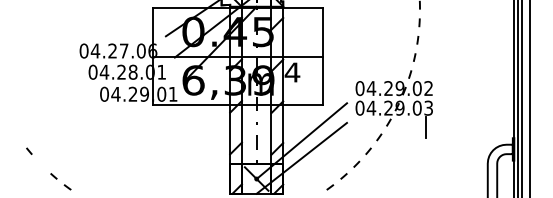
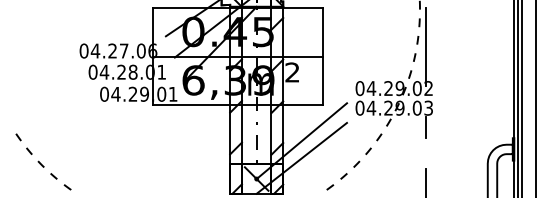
line: none -> present (426, 47)
text: 4 -> 2 (292, 72)
line position: (530, 98) -> (536, 98) (536, 98)
curve: none -> present (18, 137)
curve: none -> present (40, 163)
line: none -> present (426, 181)
